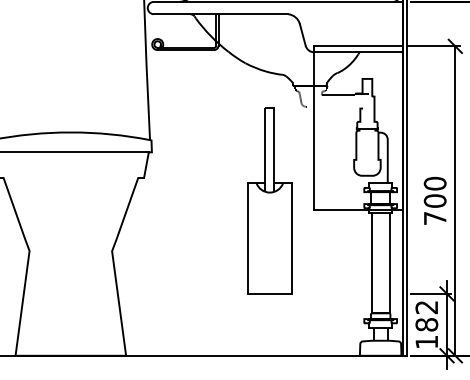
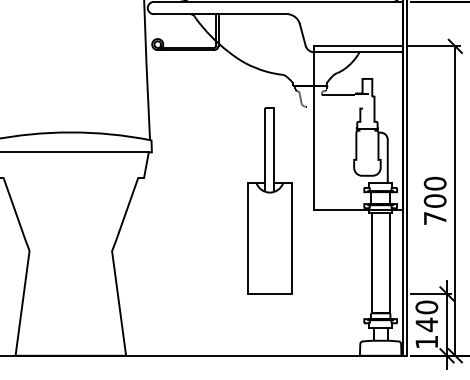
text: 182 -> 140 (426, 316)
